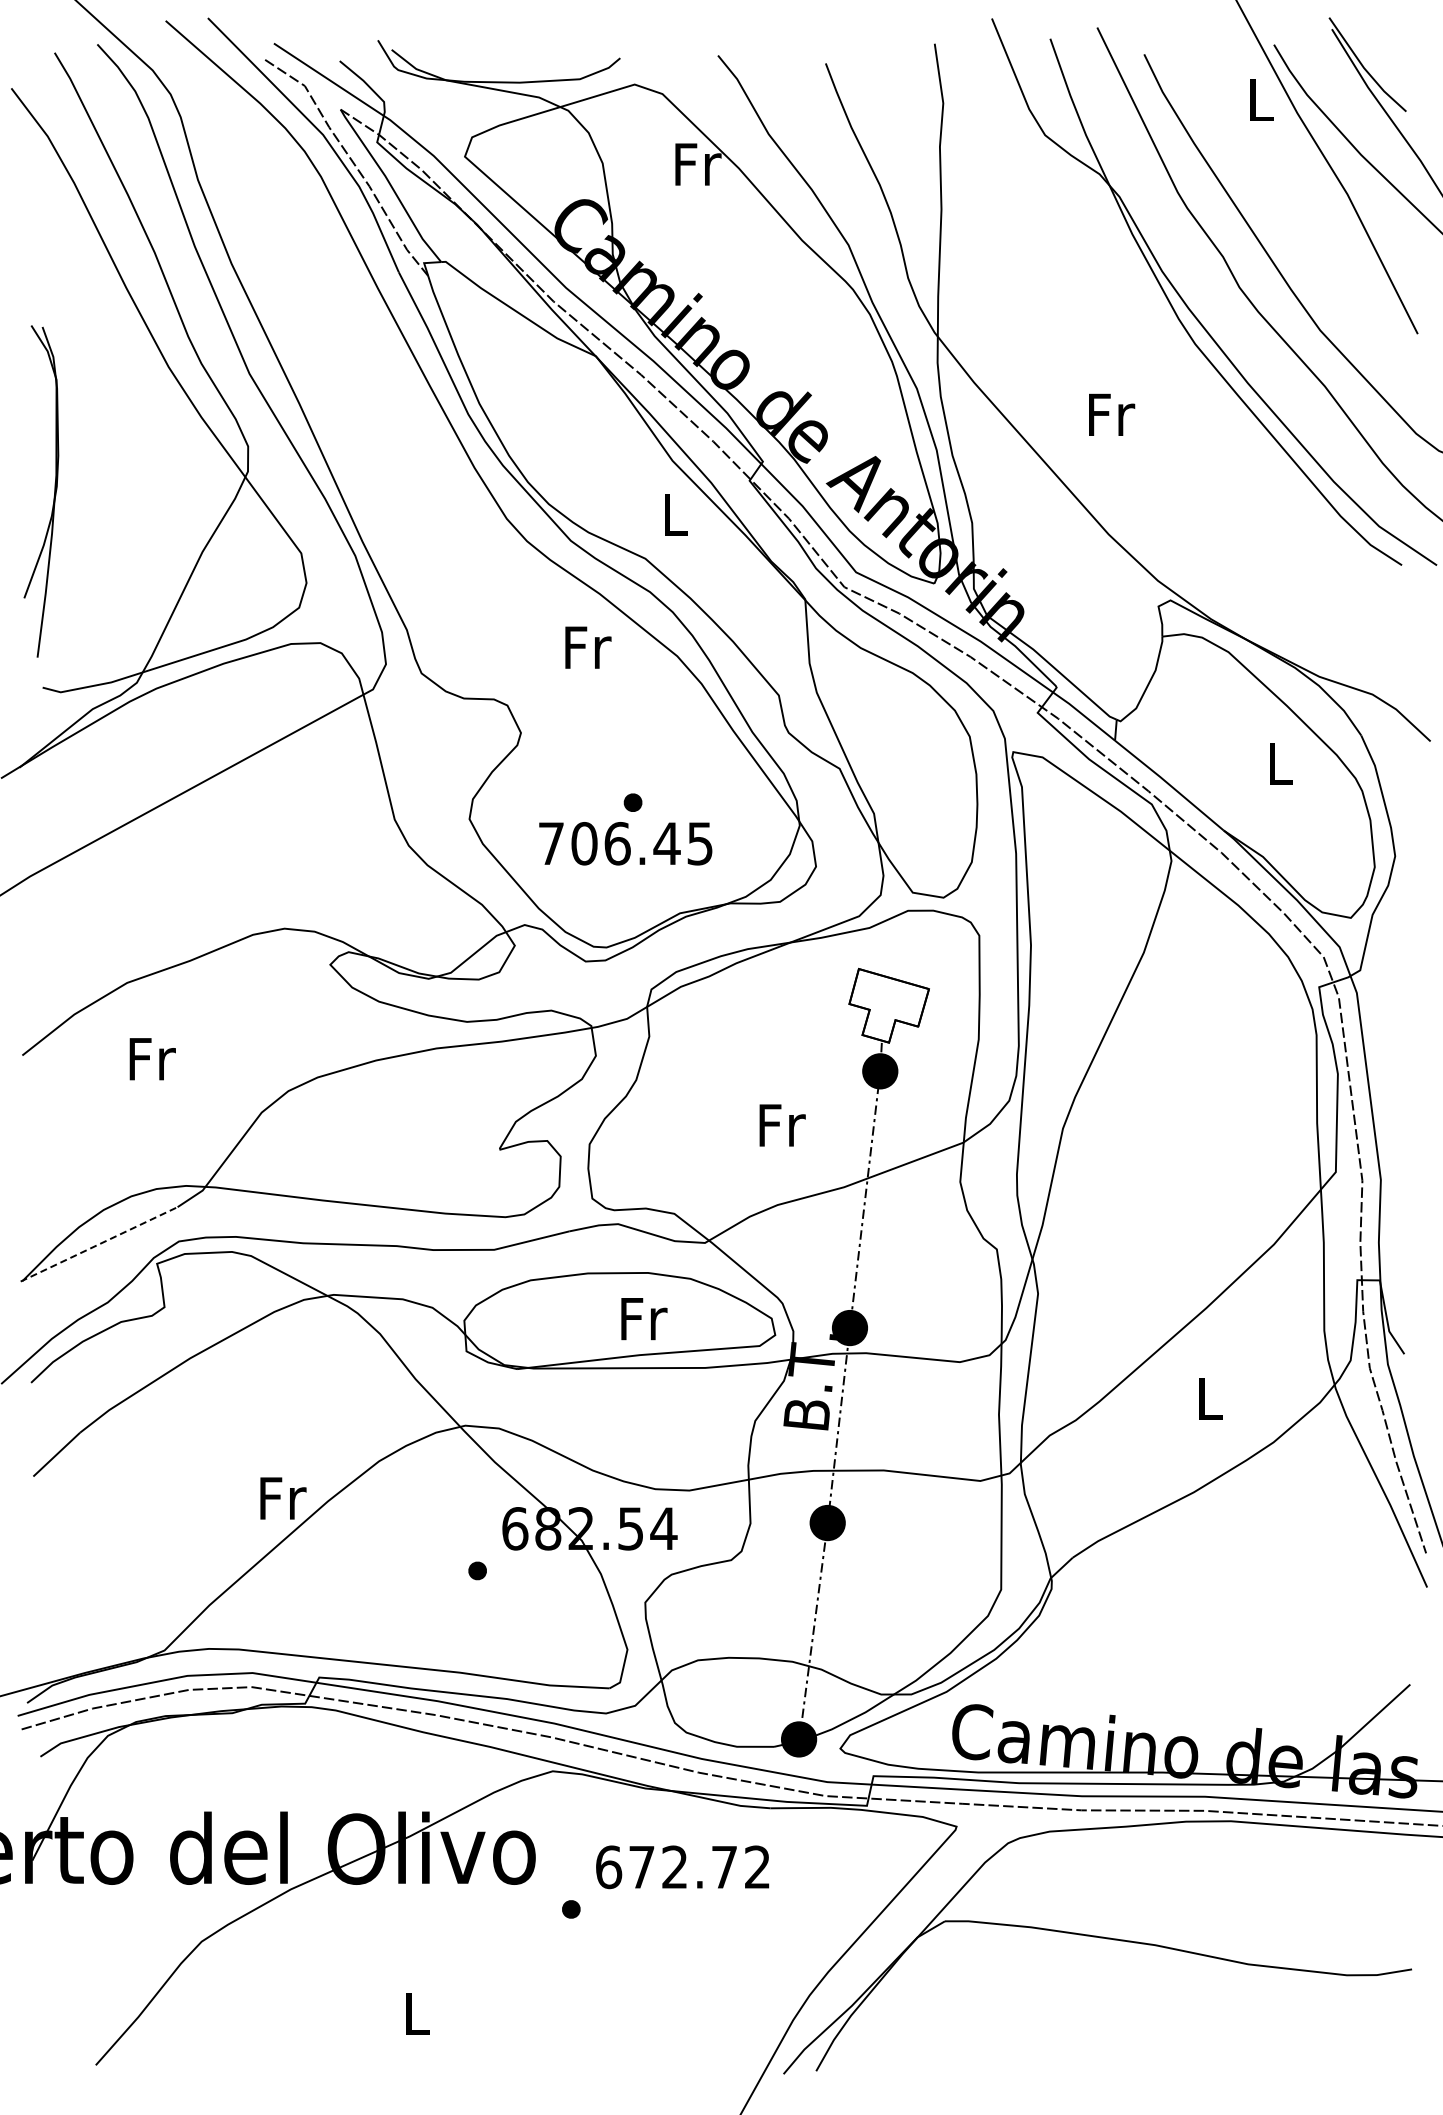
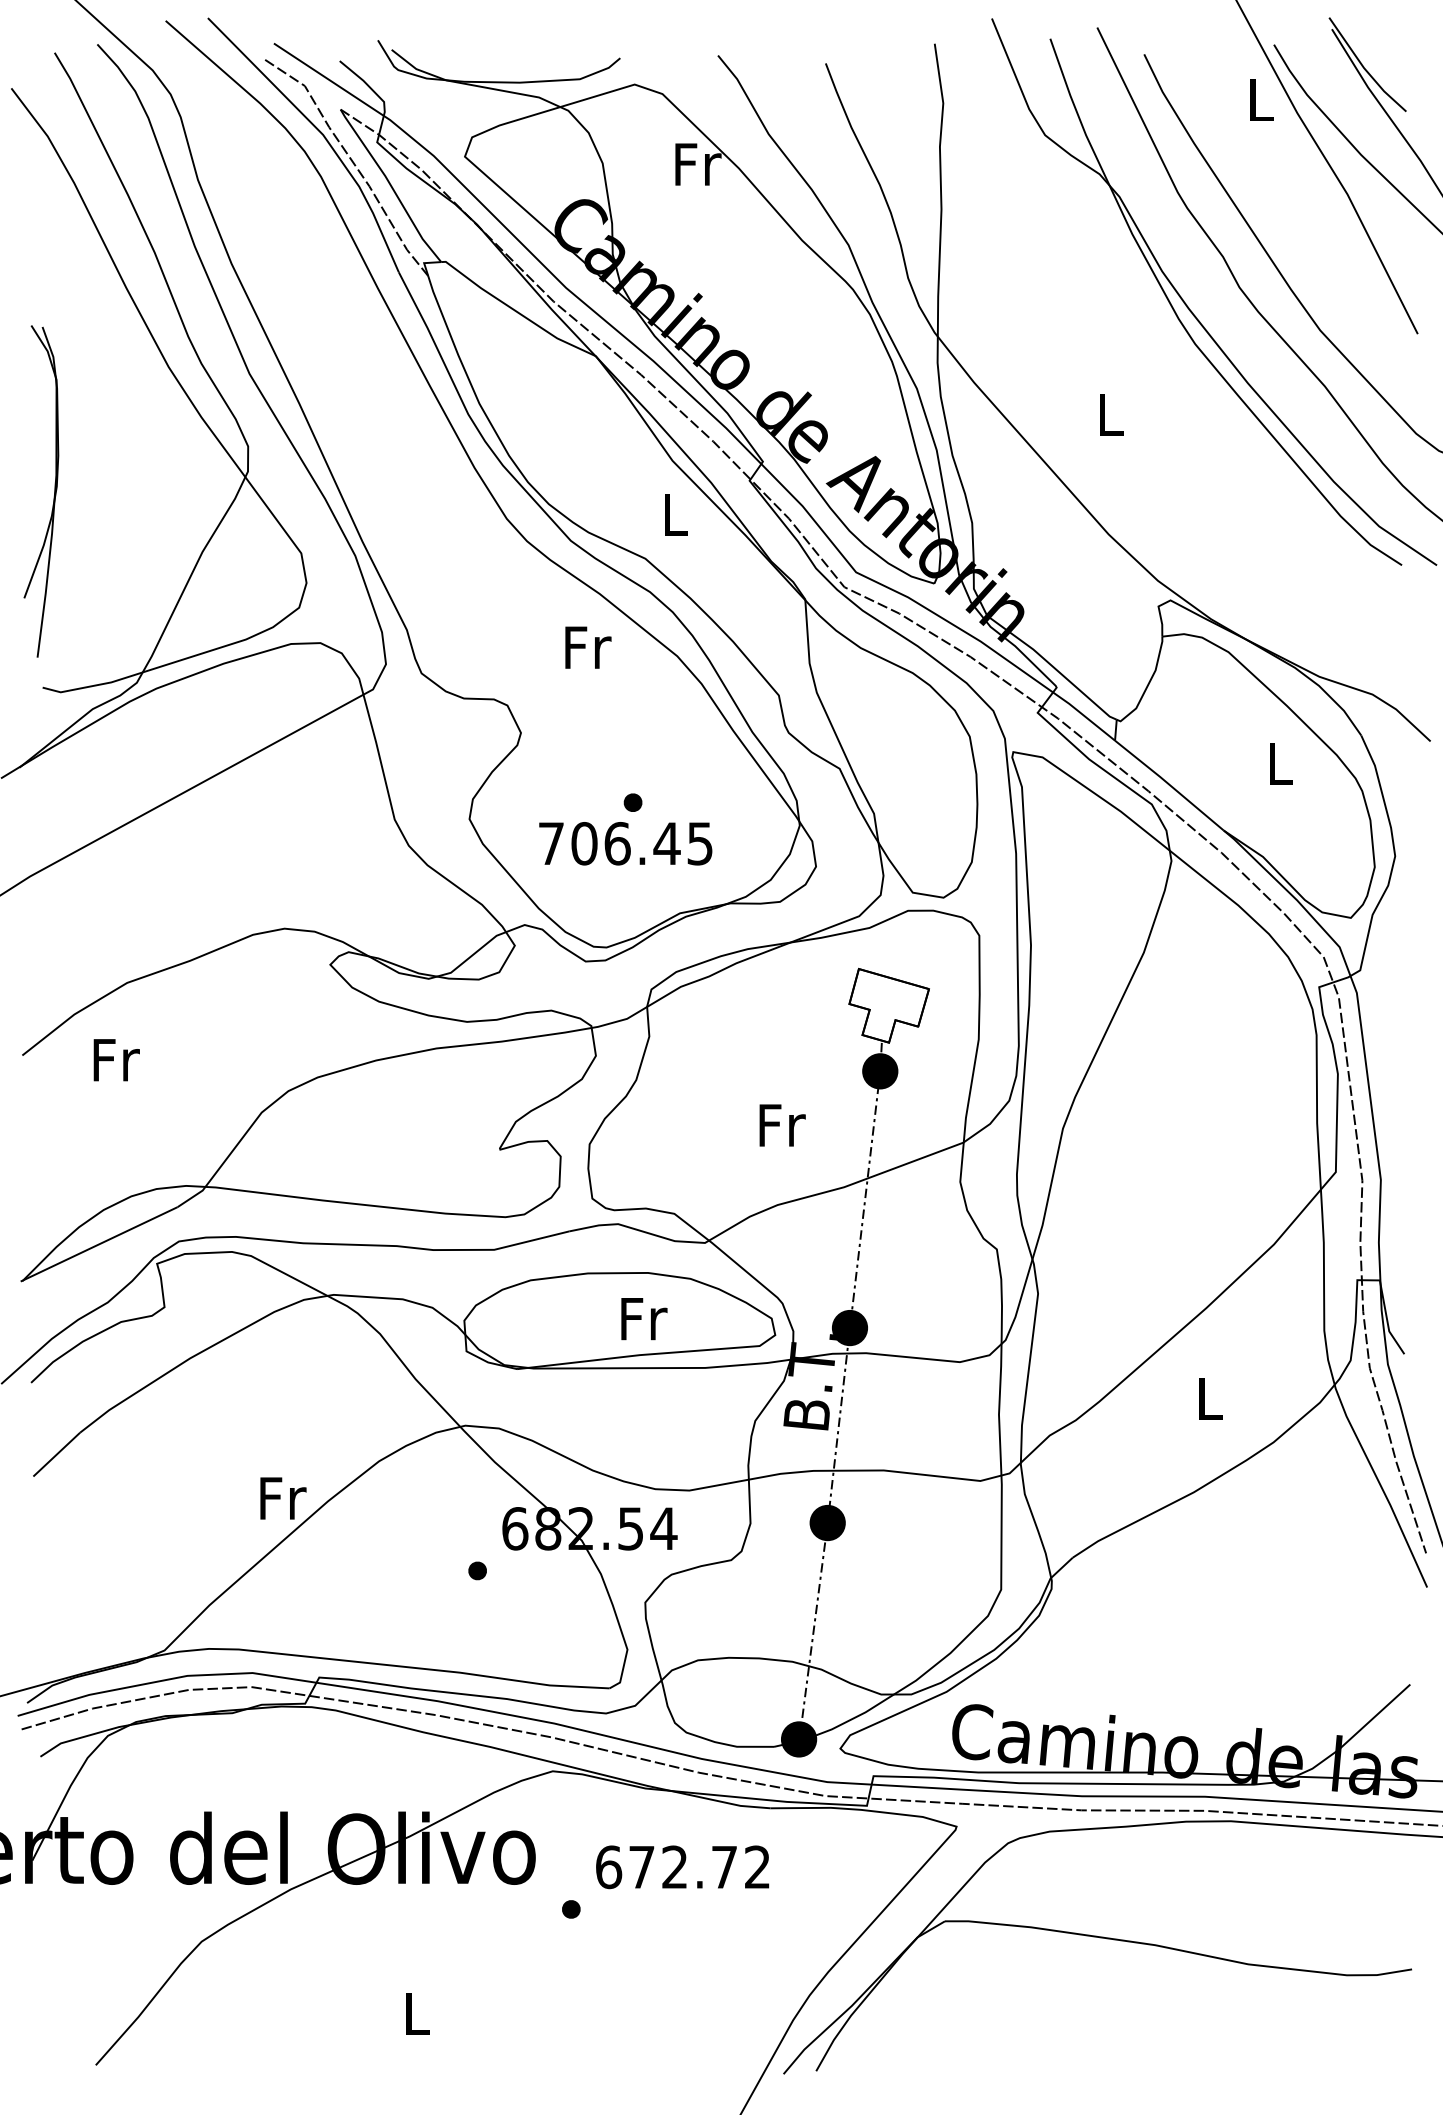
text: Fr -> L (1112, 414)
text position: (152, 1059) -> (116, 1060) (116, 1060)
line: dashed -> solid (99, 1244)
